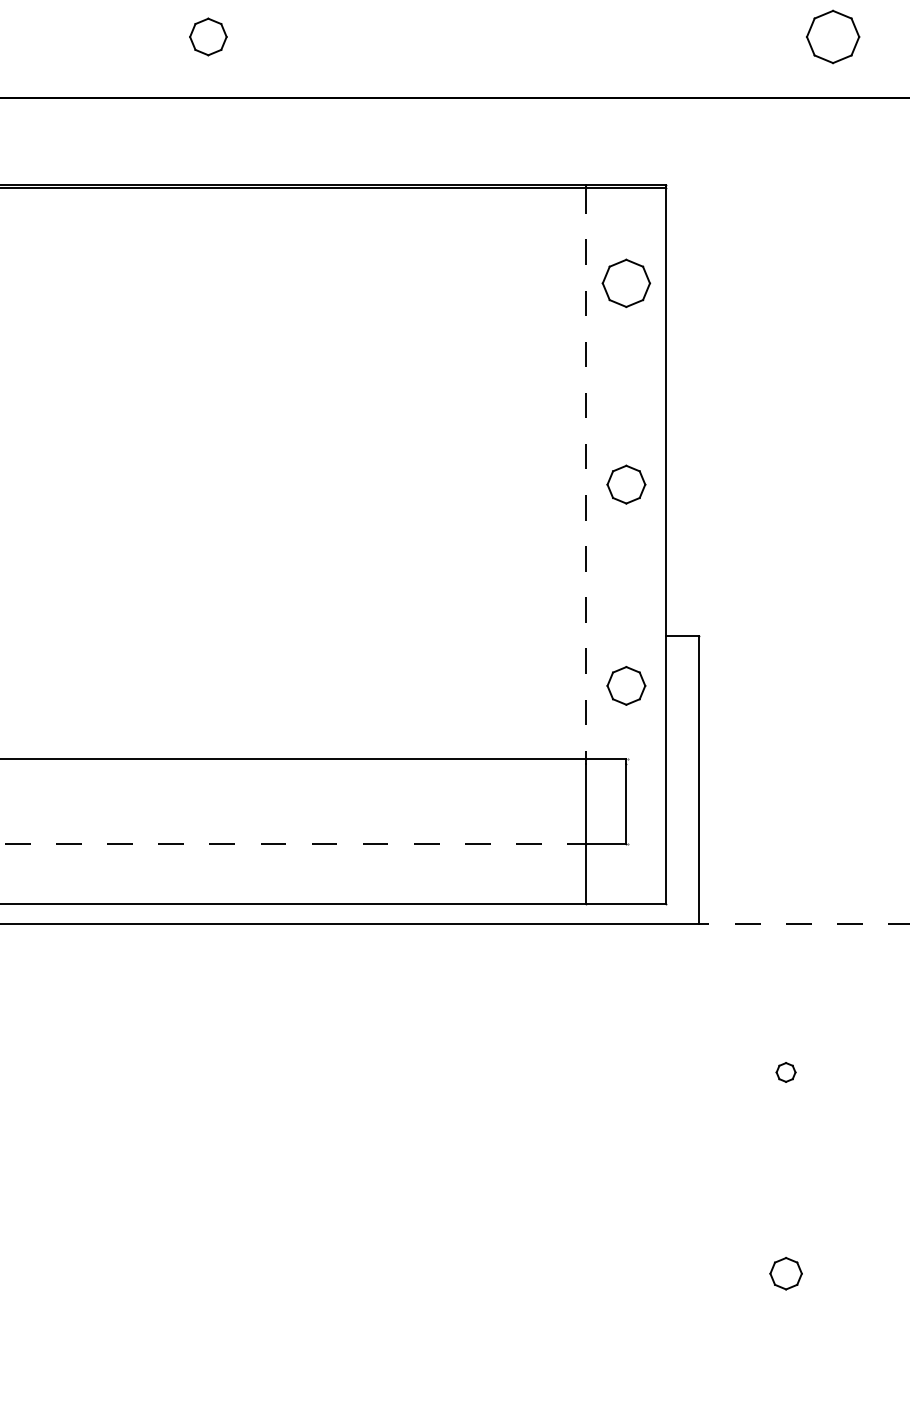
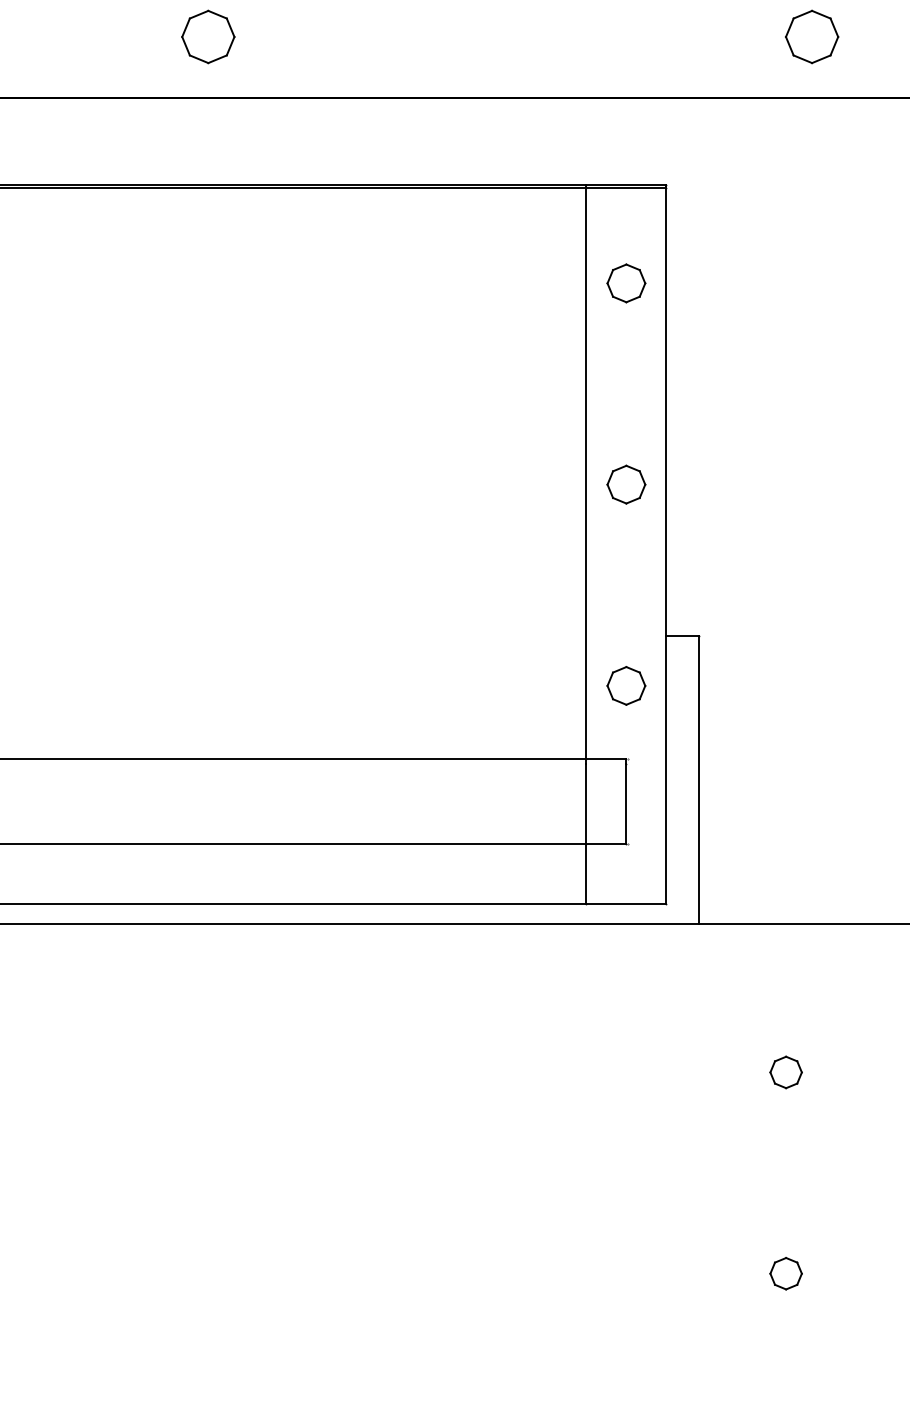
part size: 39x40 px -> 55x56 px (208, 36)
part position: (833, 36) -> (812, 36) (812, 36)
part size: 51x51 px -> 41x41 px (626, 283)
line: dashed -> solid (586, 473)
line: dashed -> solid (293, 844)
line: dashed -> solid (803, 923)
part size: 22x21 px -> 34x35 px (785, 1072)
